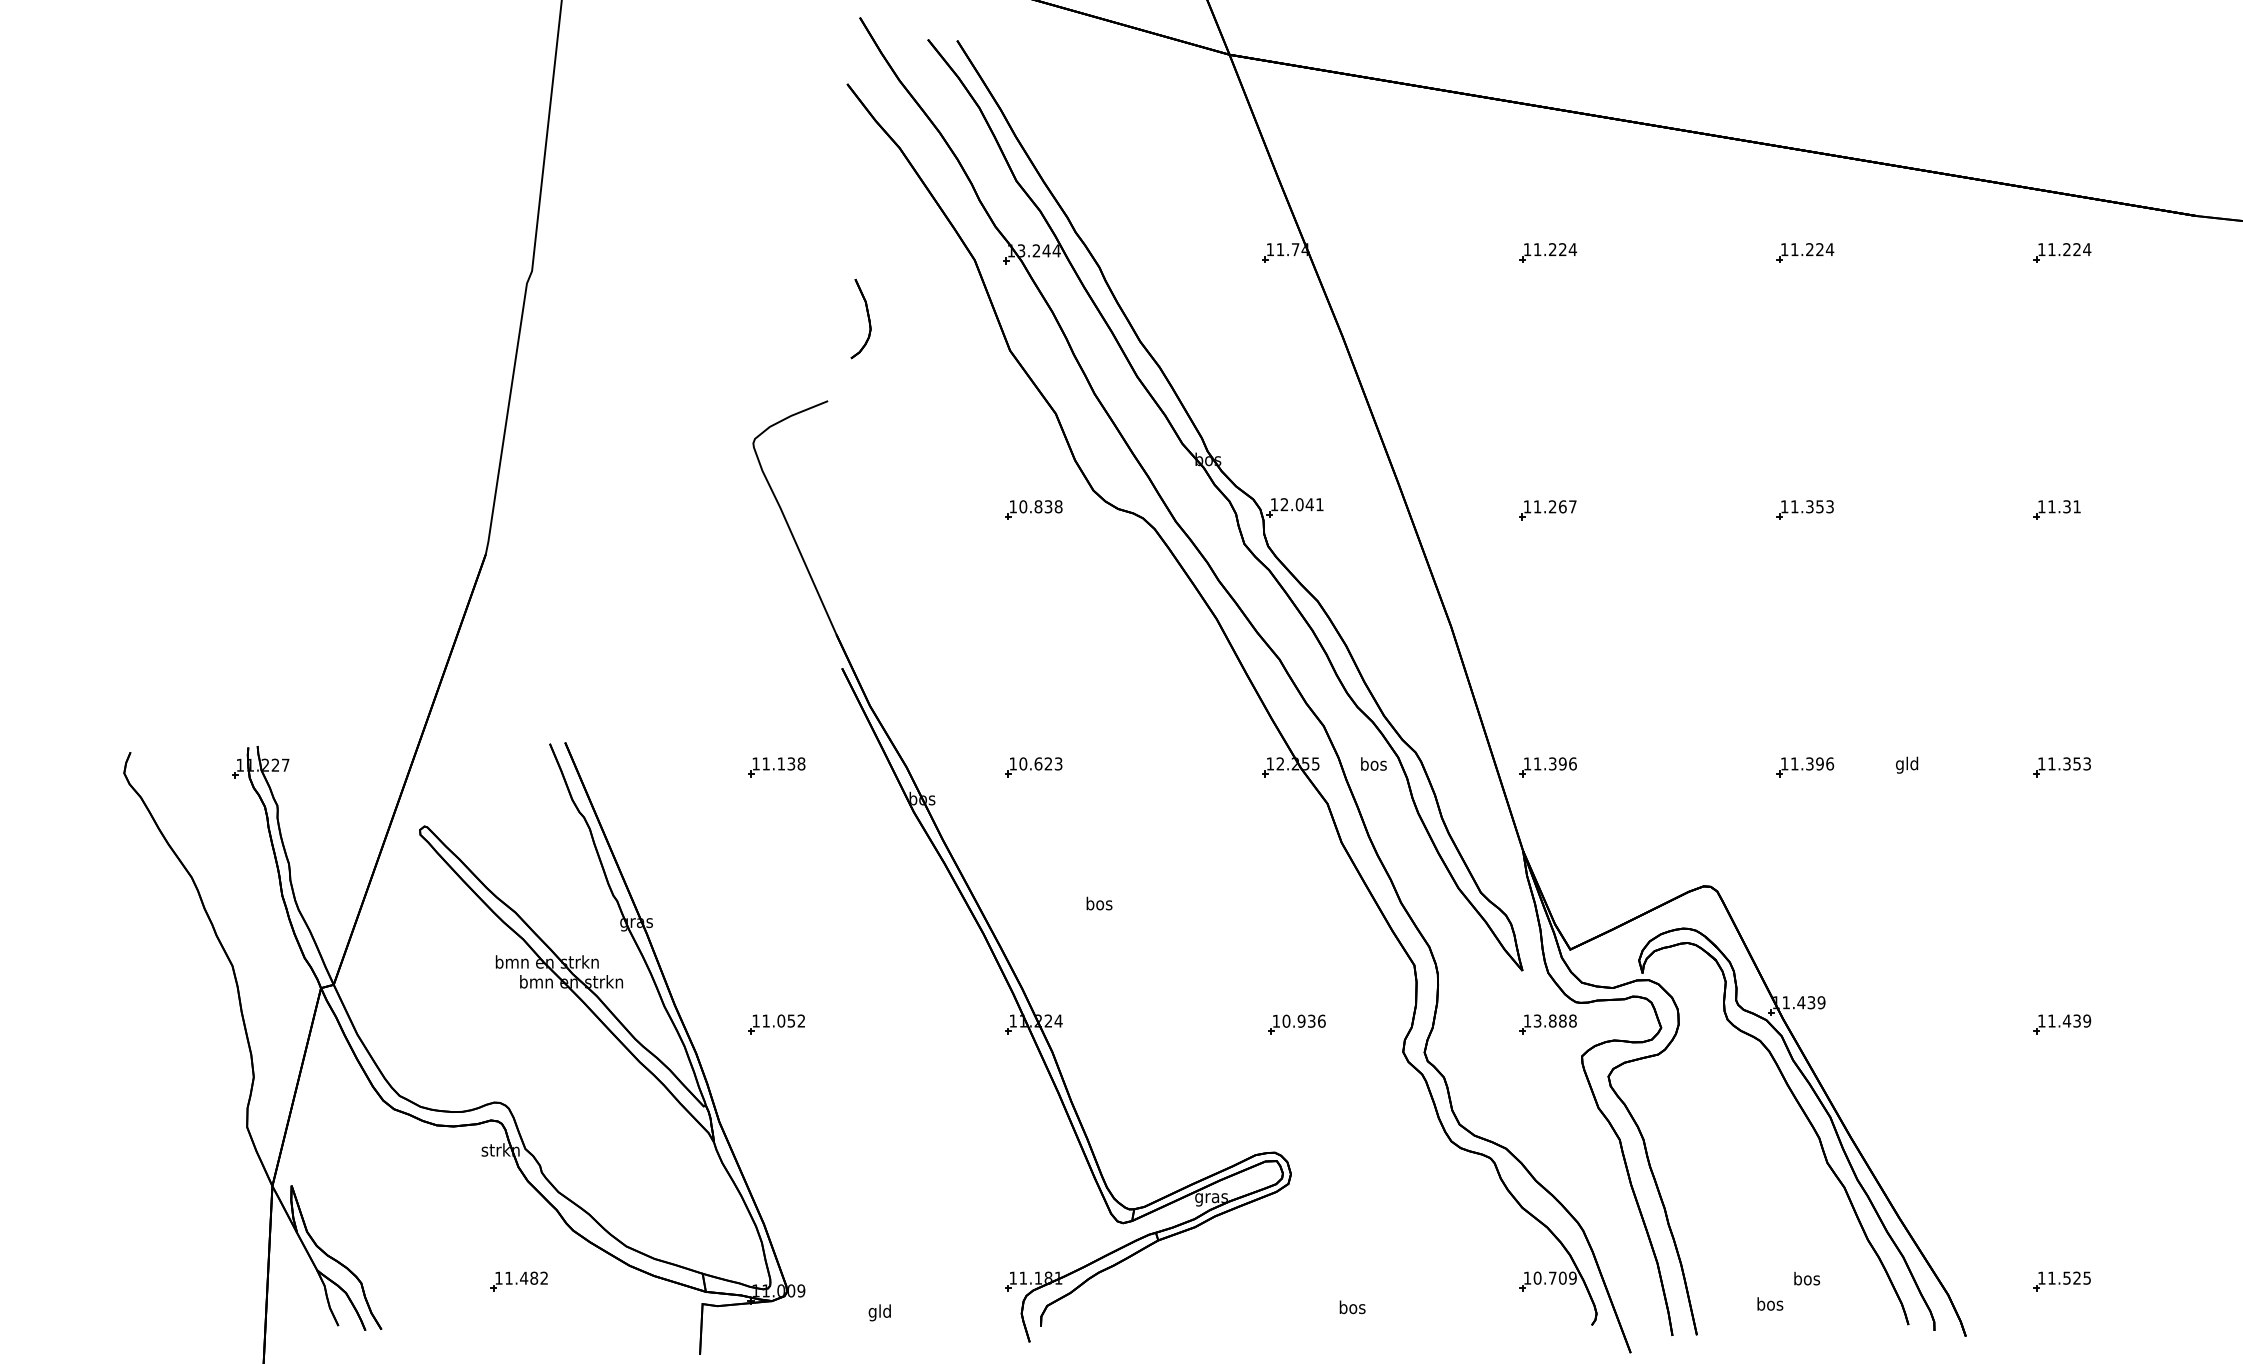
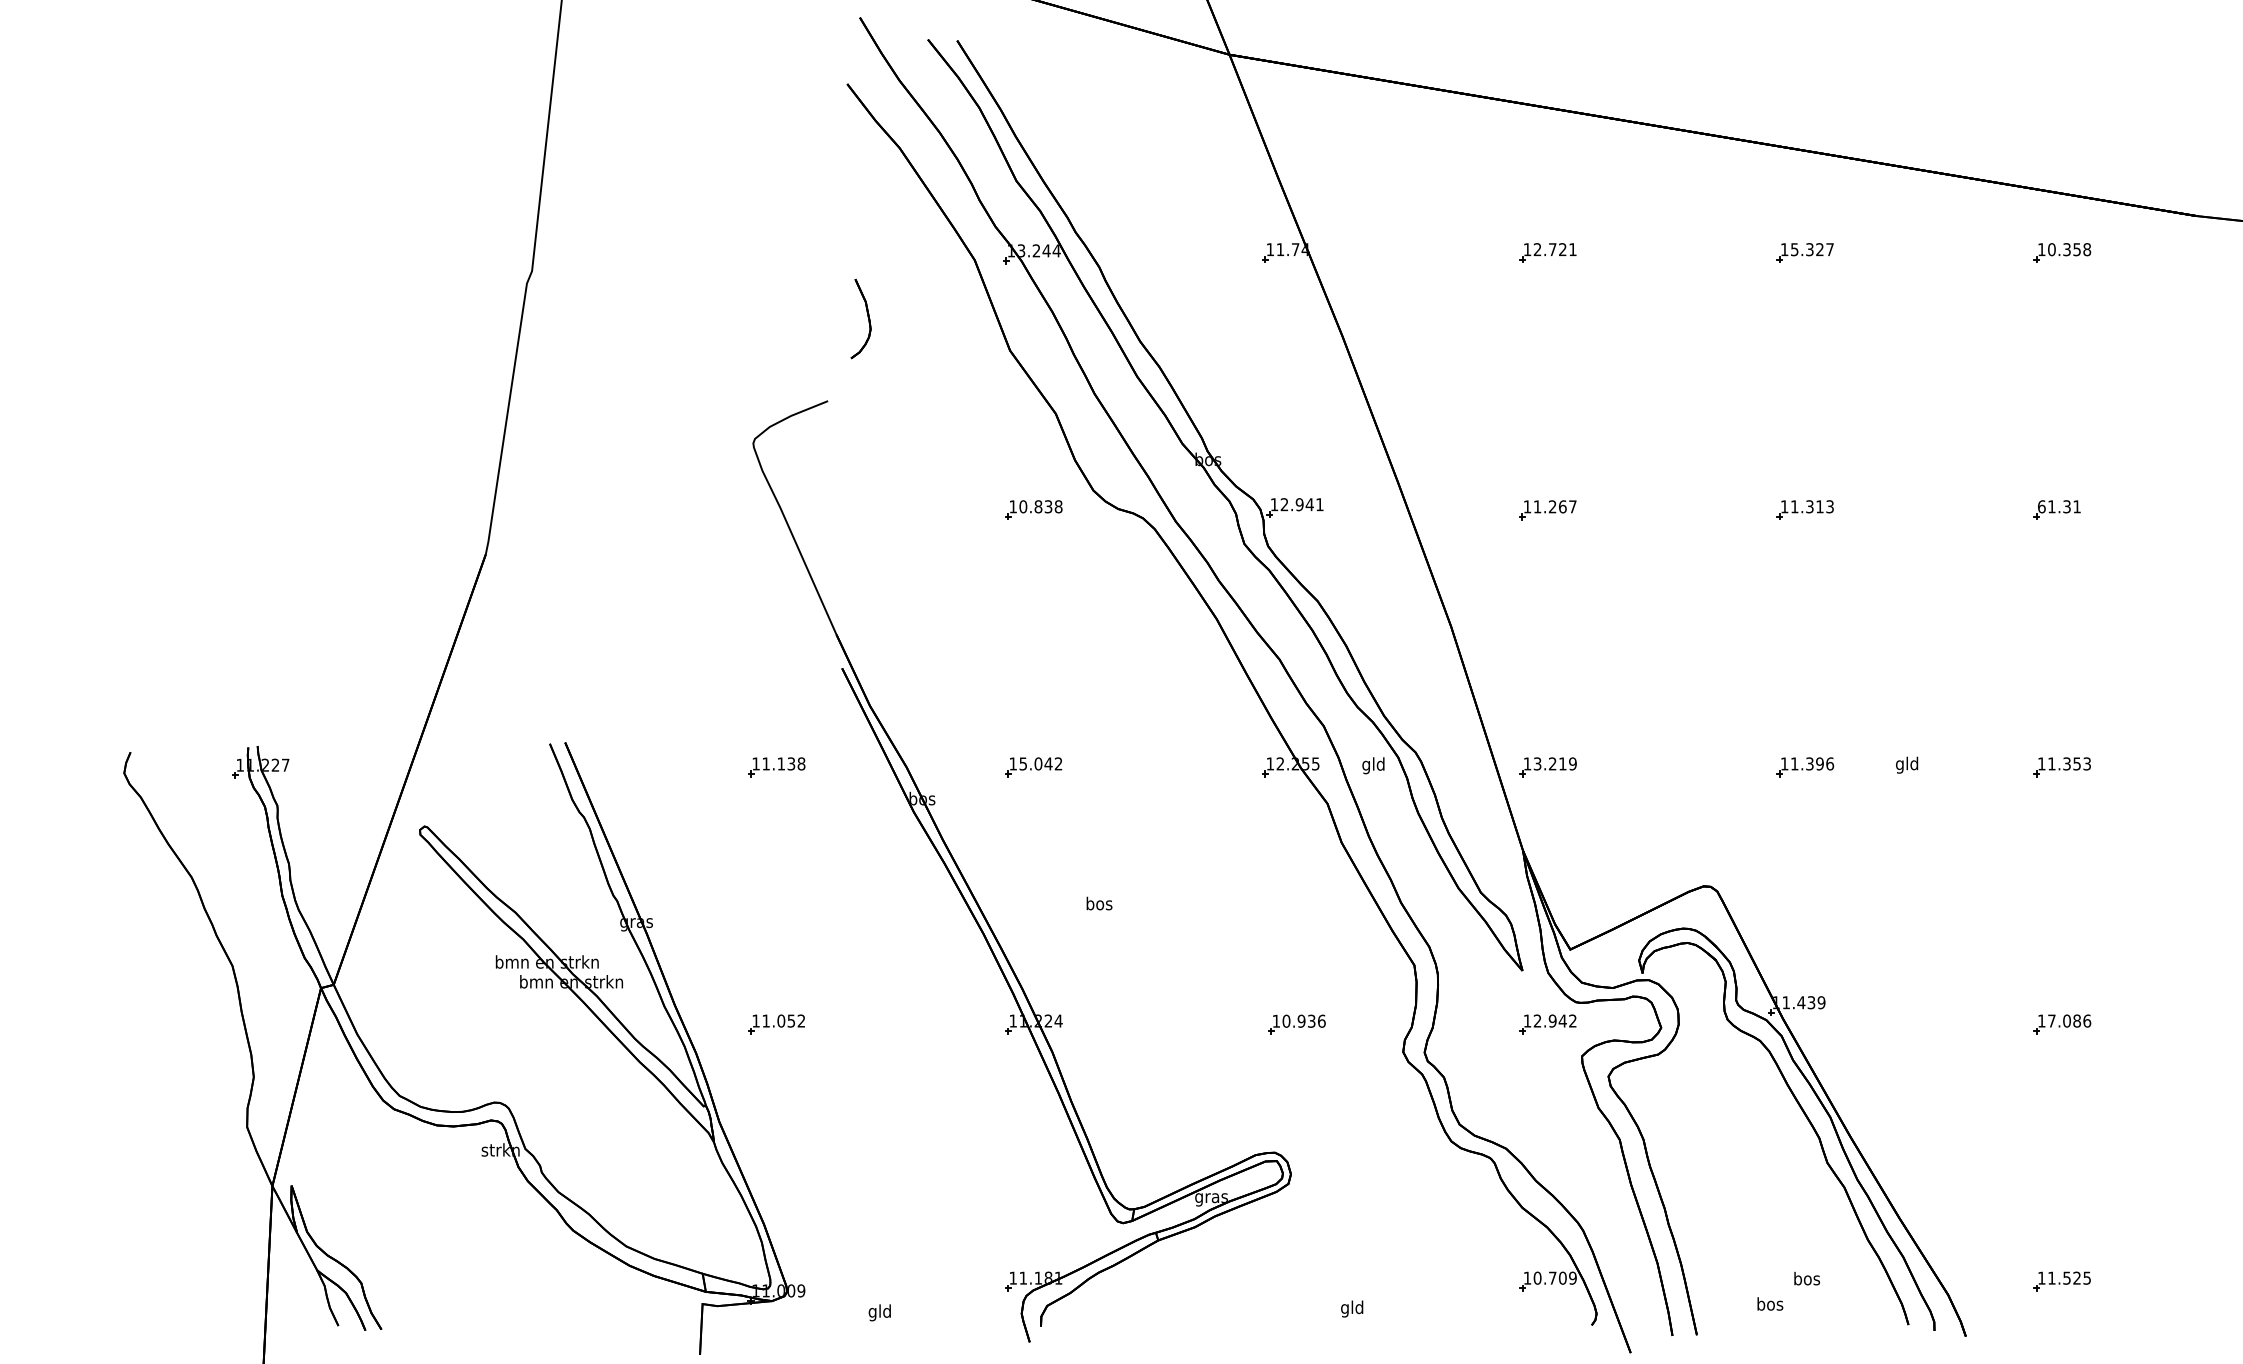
text: 11.224 -> 12.721 (1555, 249)
text: 11.224 -> 15.327 (1812, 249)
text: 11.224 -> 10.358 (2069, 249)
text: 12.041 -> 12.941 (1299, 504)
text: 11.353 -> 11.313 (1819, 506)
text: 11.31 -> 61.31 (2041, 506)
text: 10.623 -> 15.042 (1040, 763)
text: 11.396 -> 13.219 (1554, 763)
text: bos -> gld (1373, 765)
text: 13.888 -> 12.942 (1554, 1020)
text: 11.439 -> 17.086 (2069, 1020)
part: present -> none (518, 1281)
text: bos -> gld (1352, 1308)
